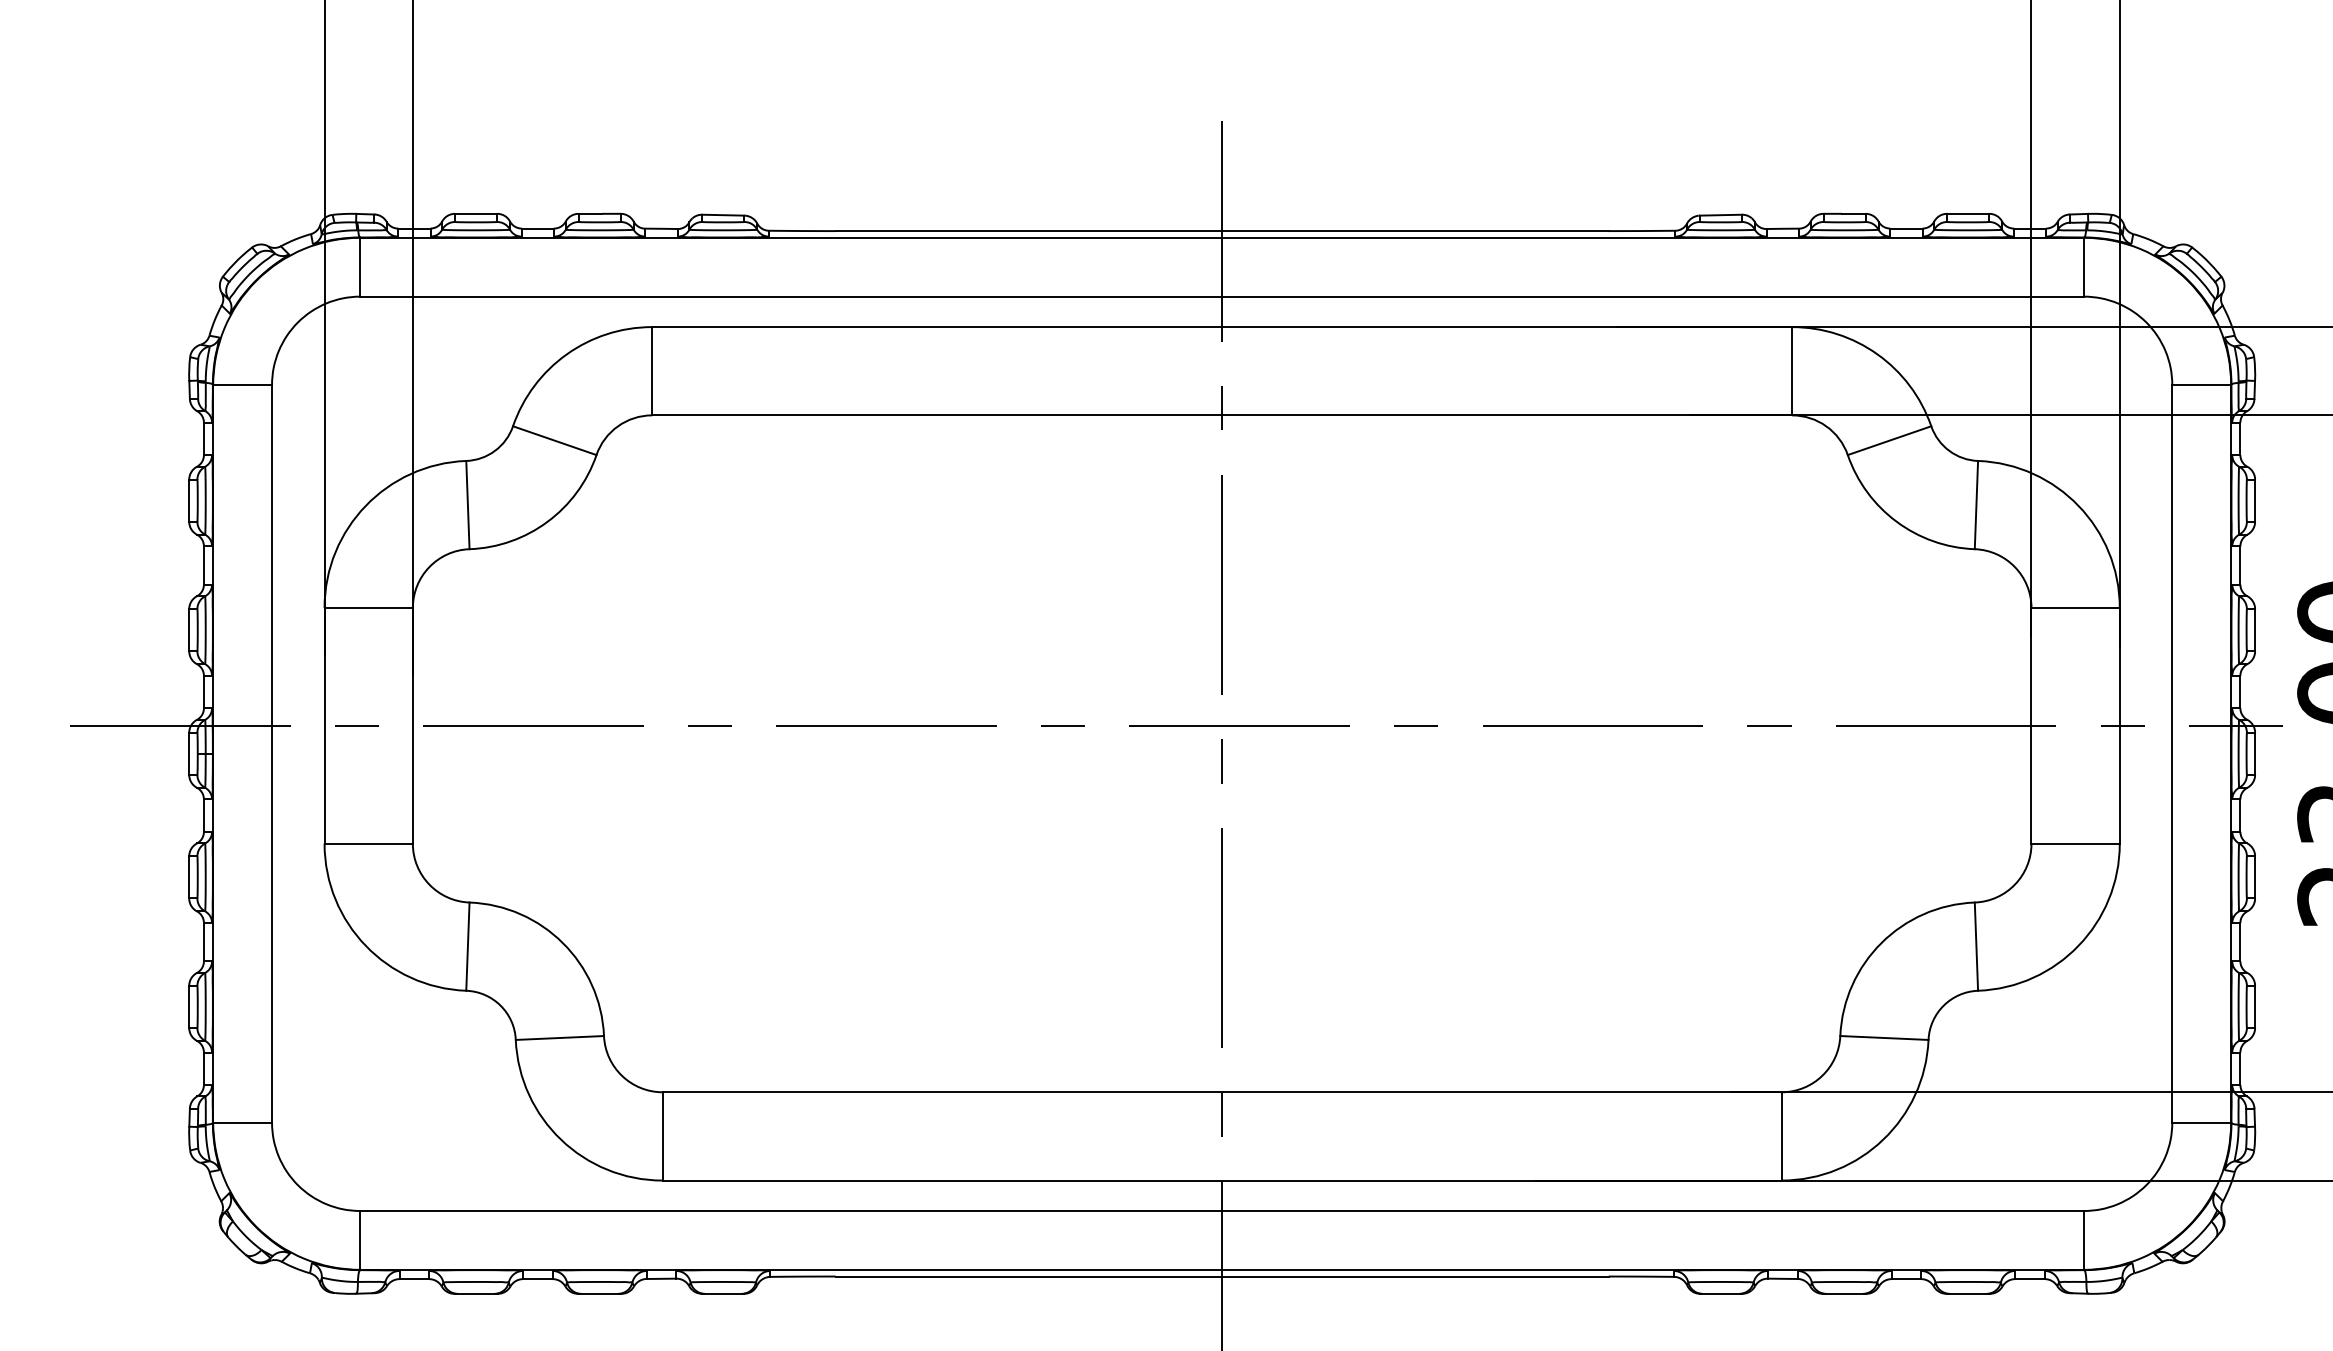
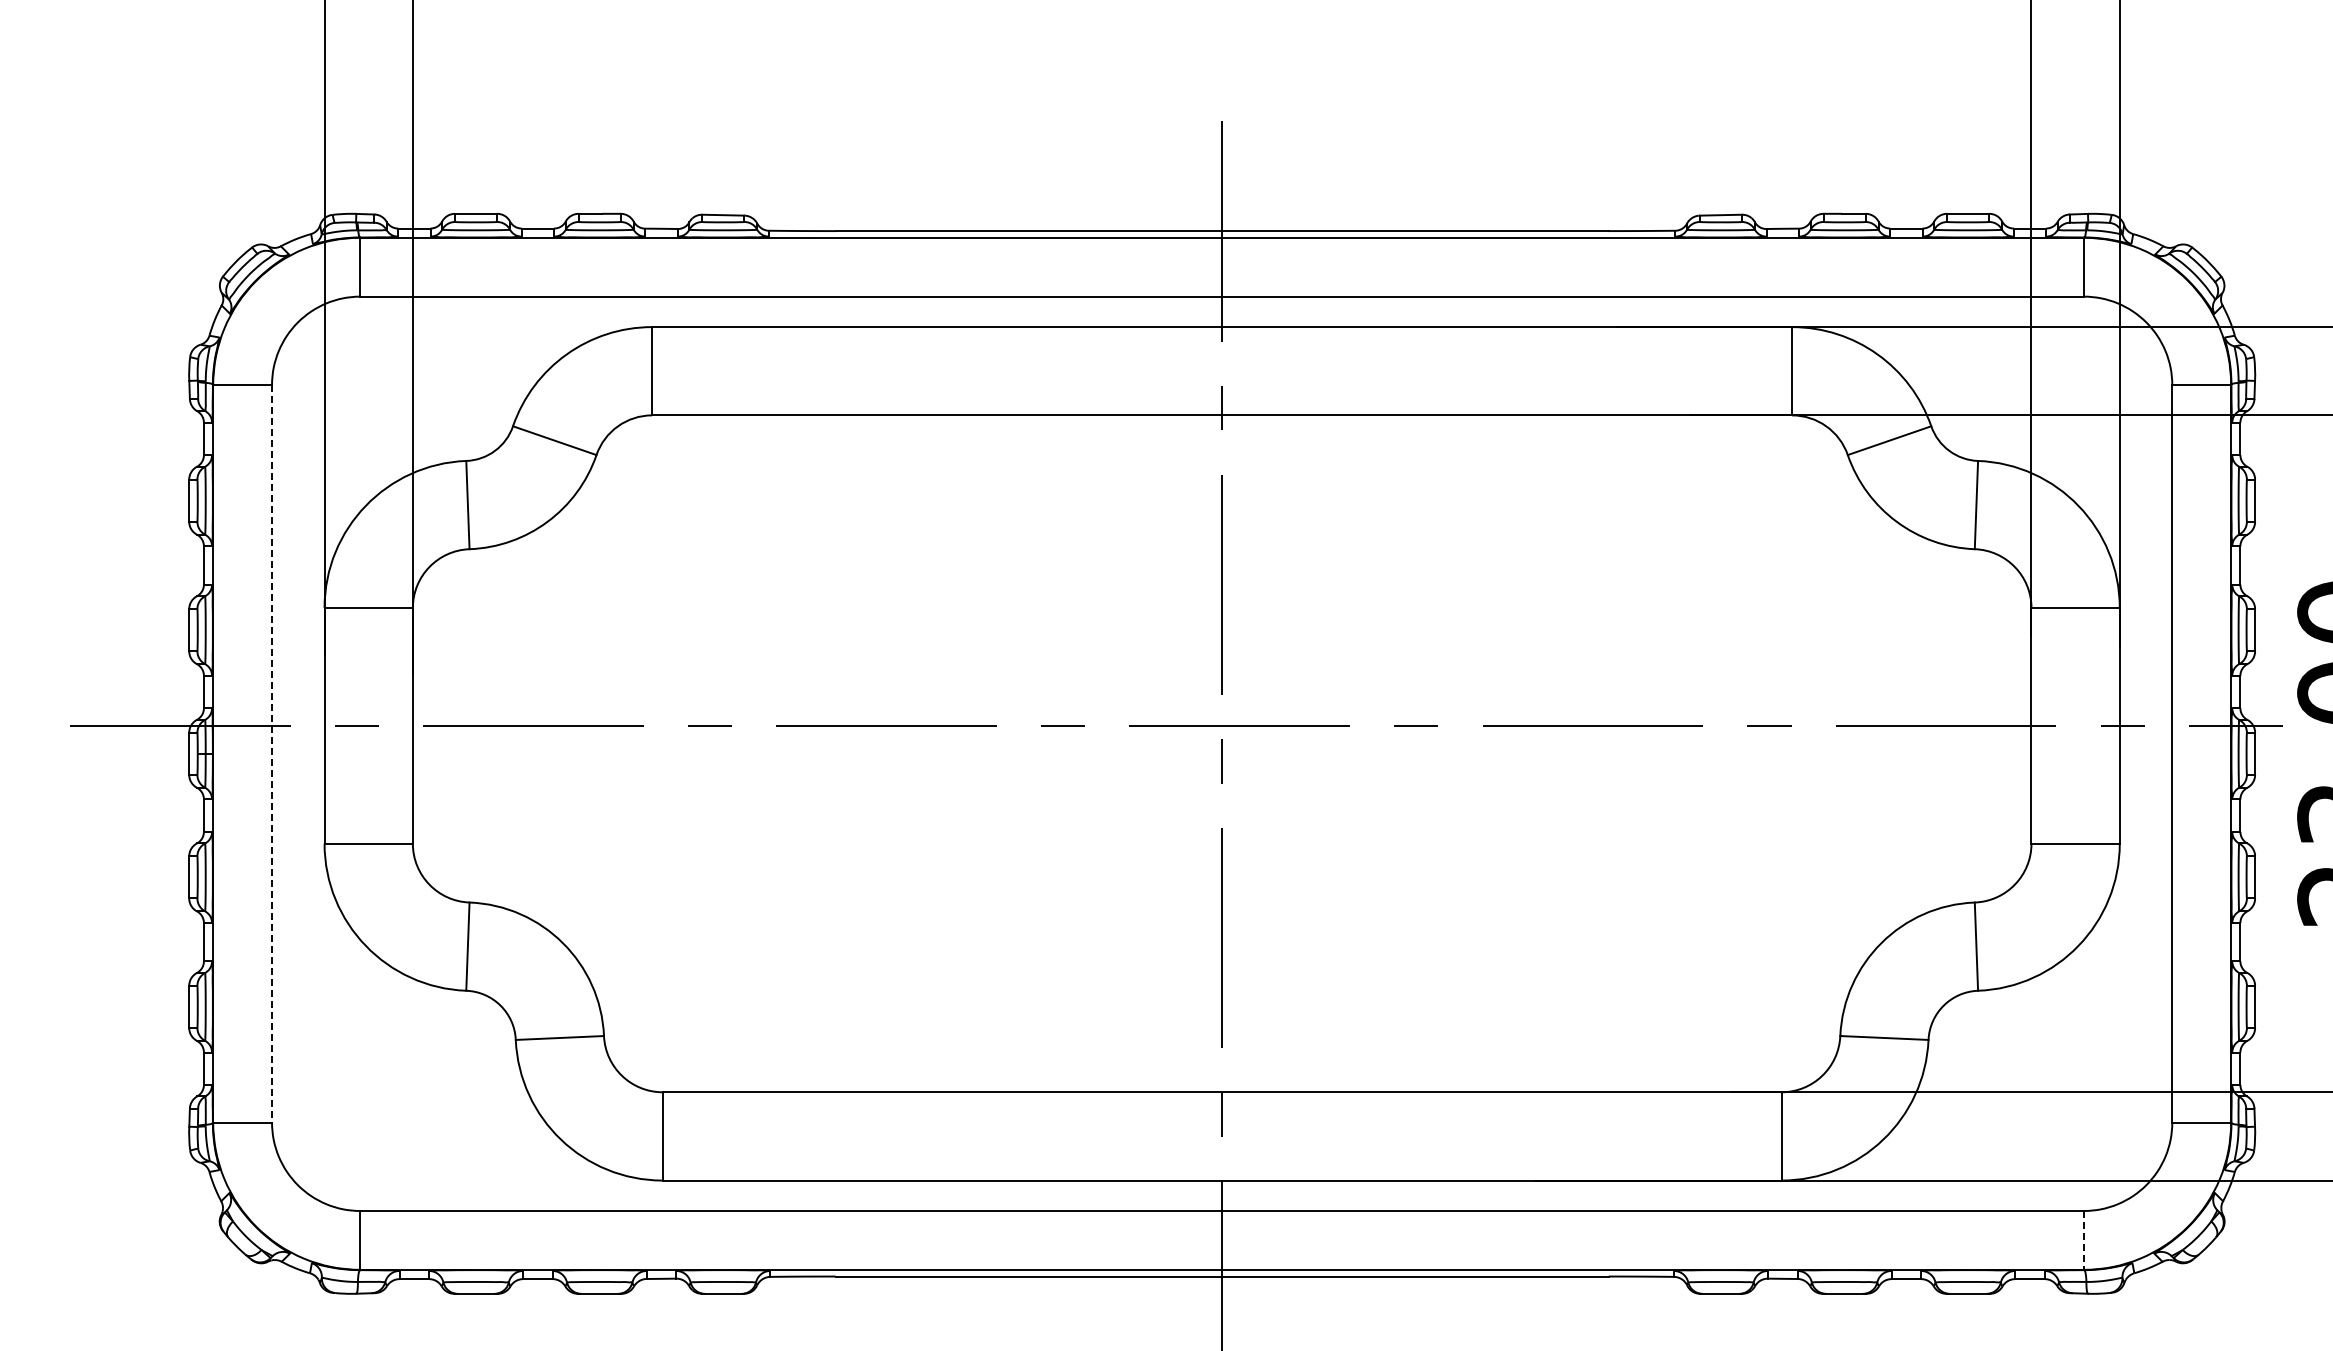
line: solid -> dashed (272, 753)
line: solid -> dashed (2084, 1240)
